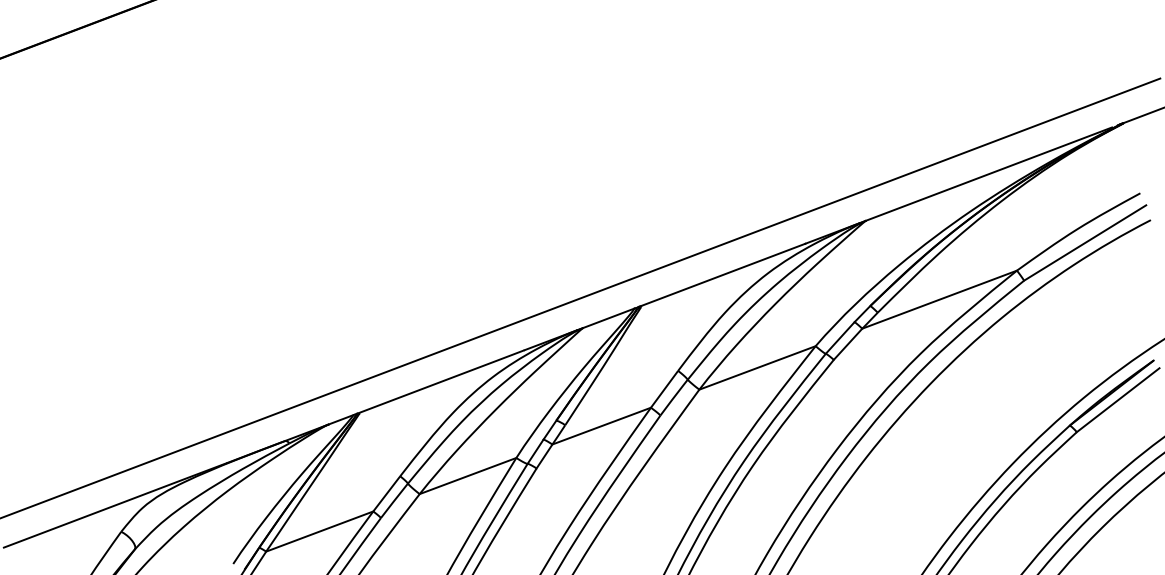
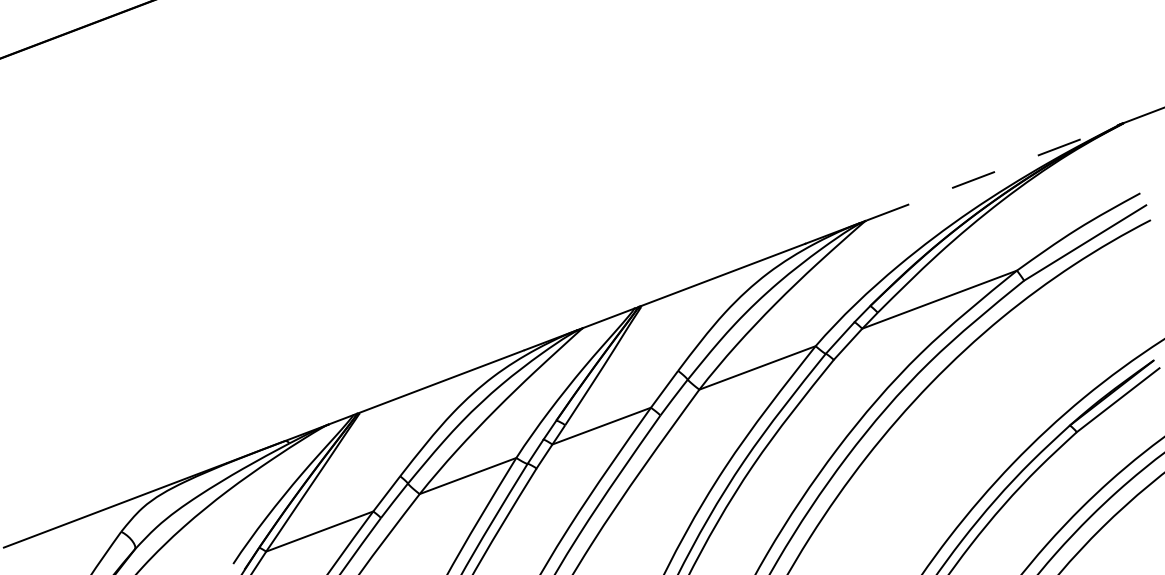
line: solid -> dashed (989, 173)
line: present -> none (581, 297)
